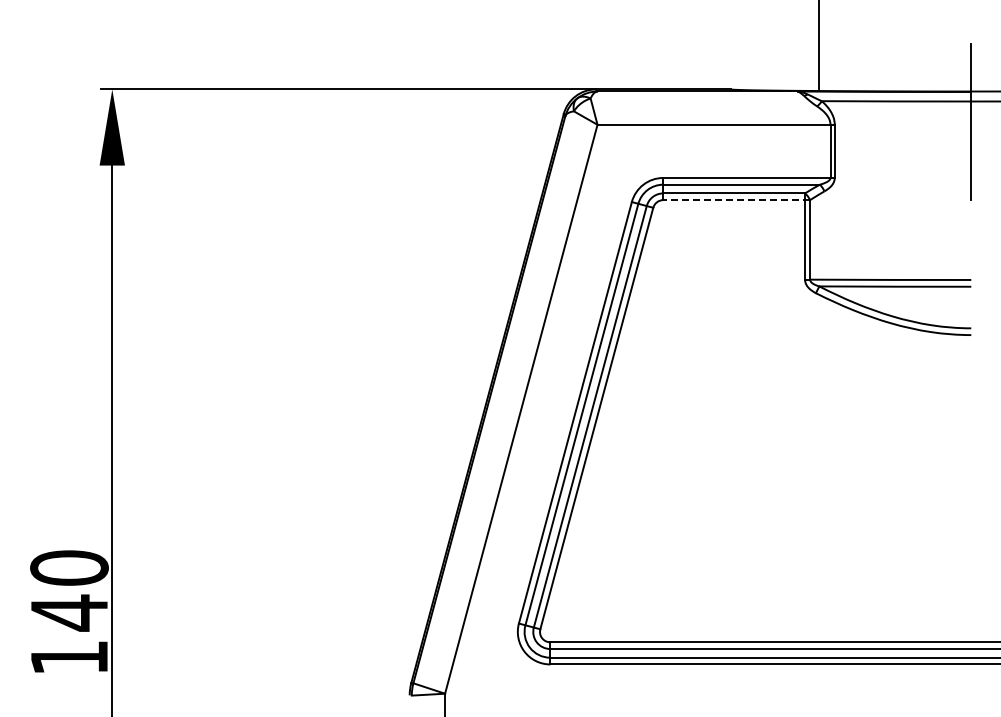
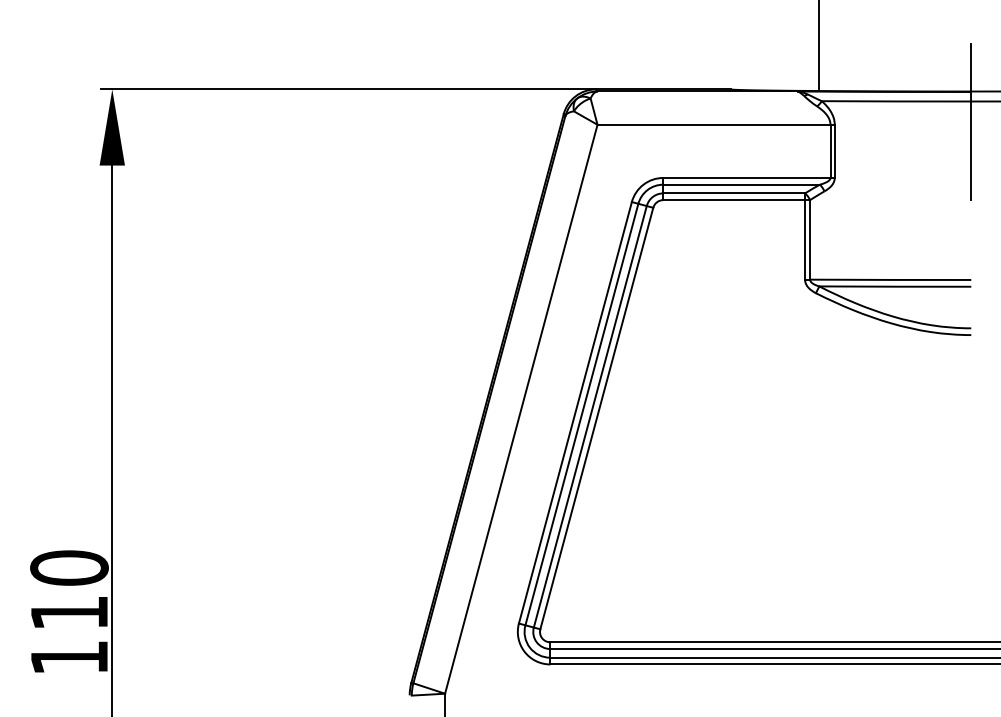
line: dashed -> solid (736, 200)
text: 140 -> 110 (69, 612)
